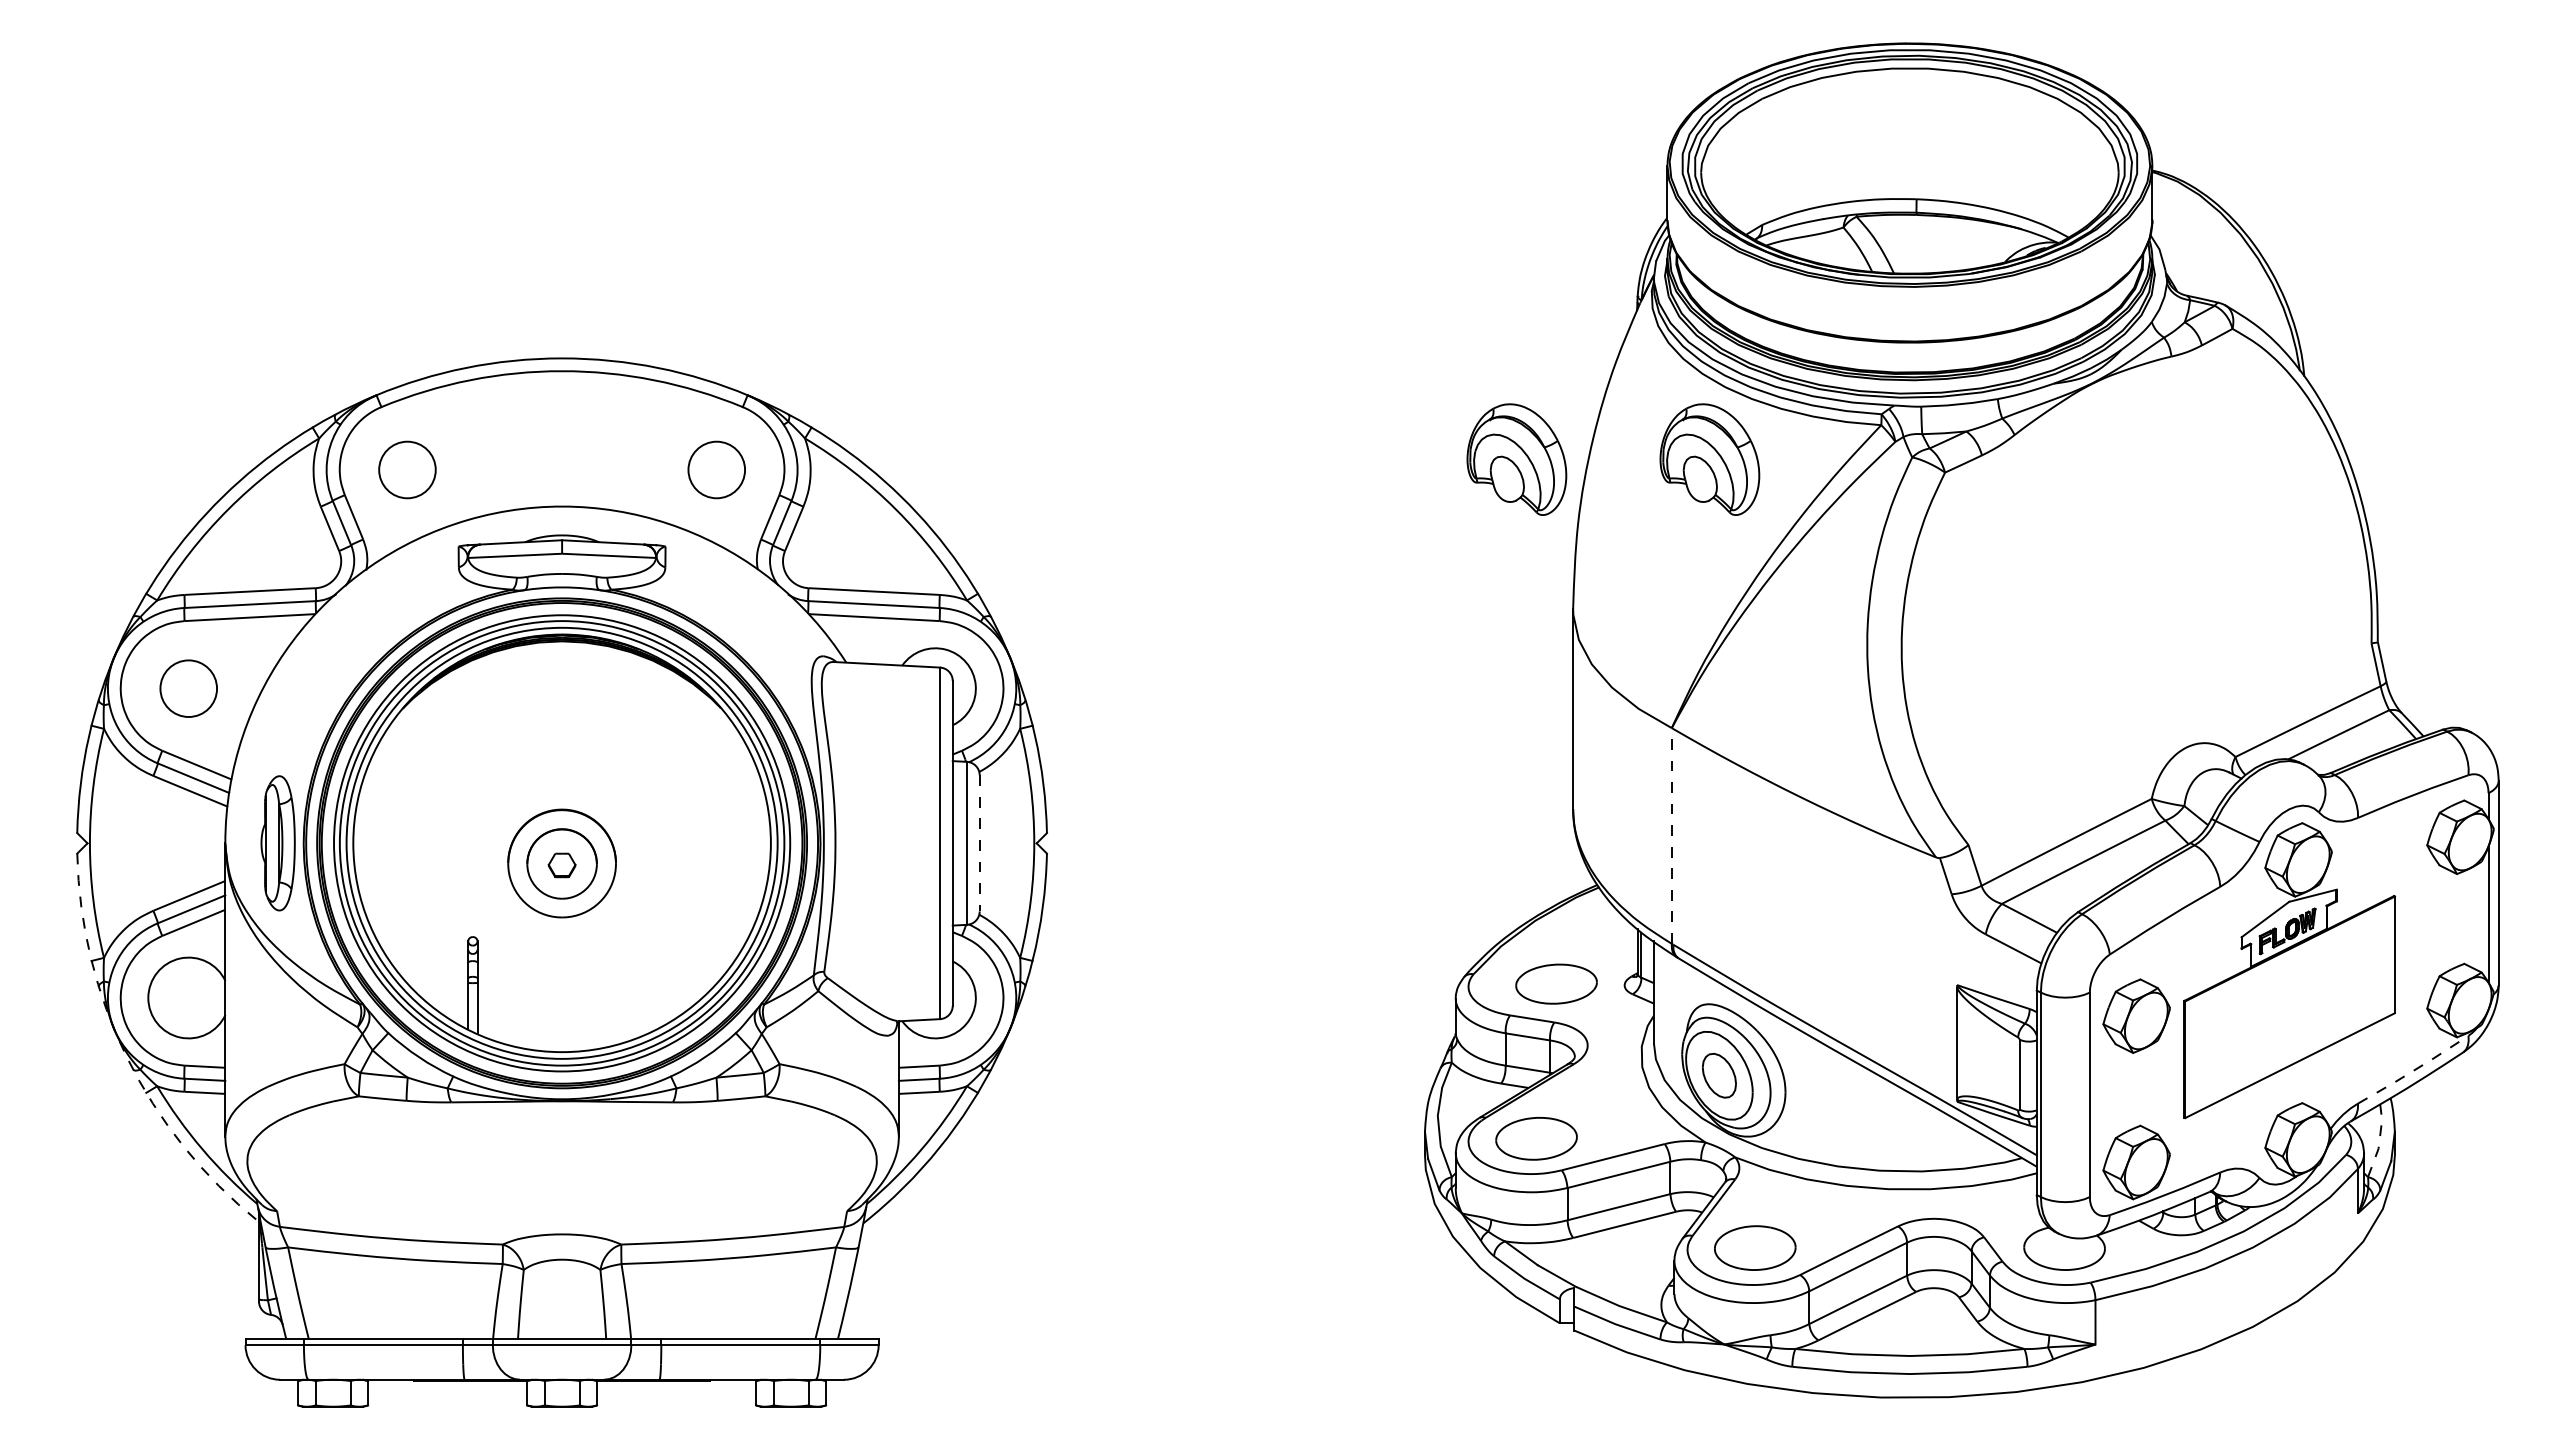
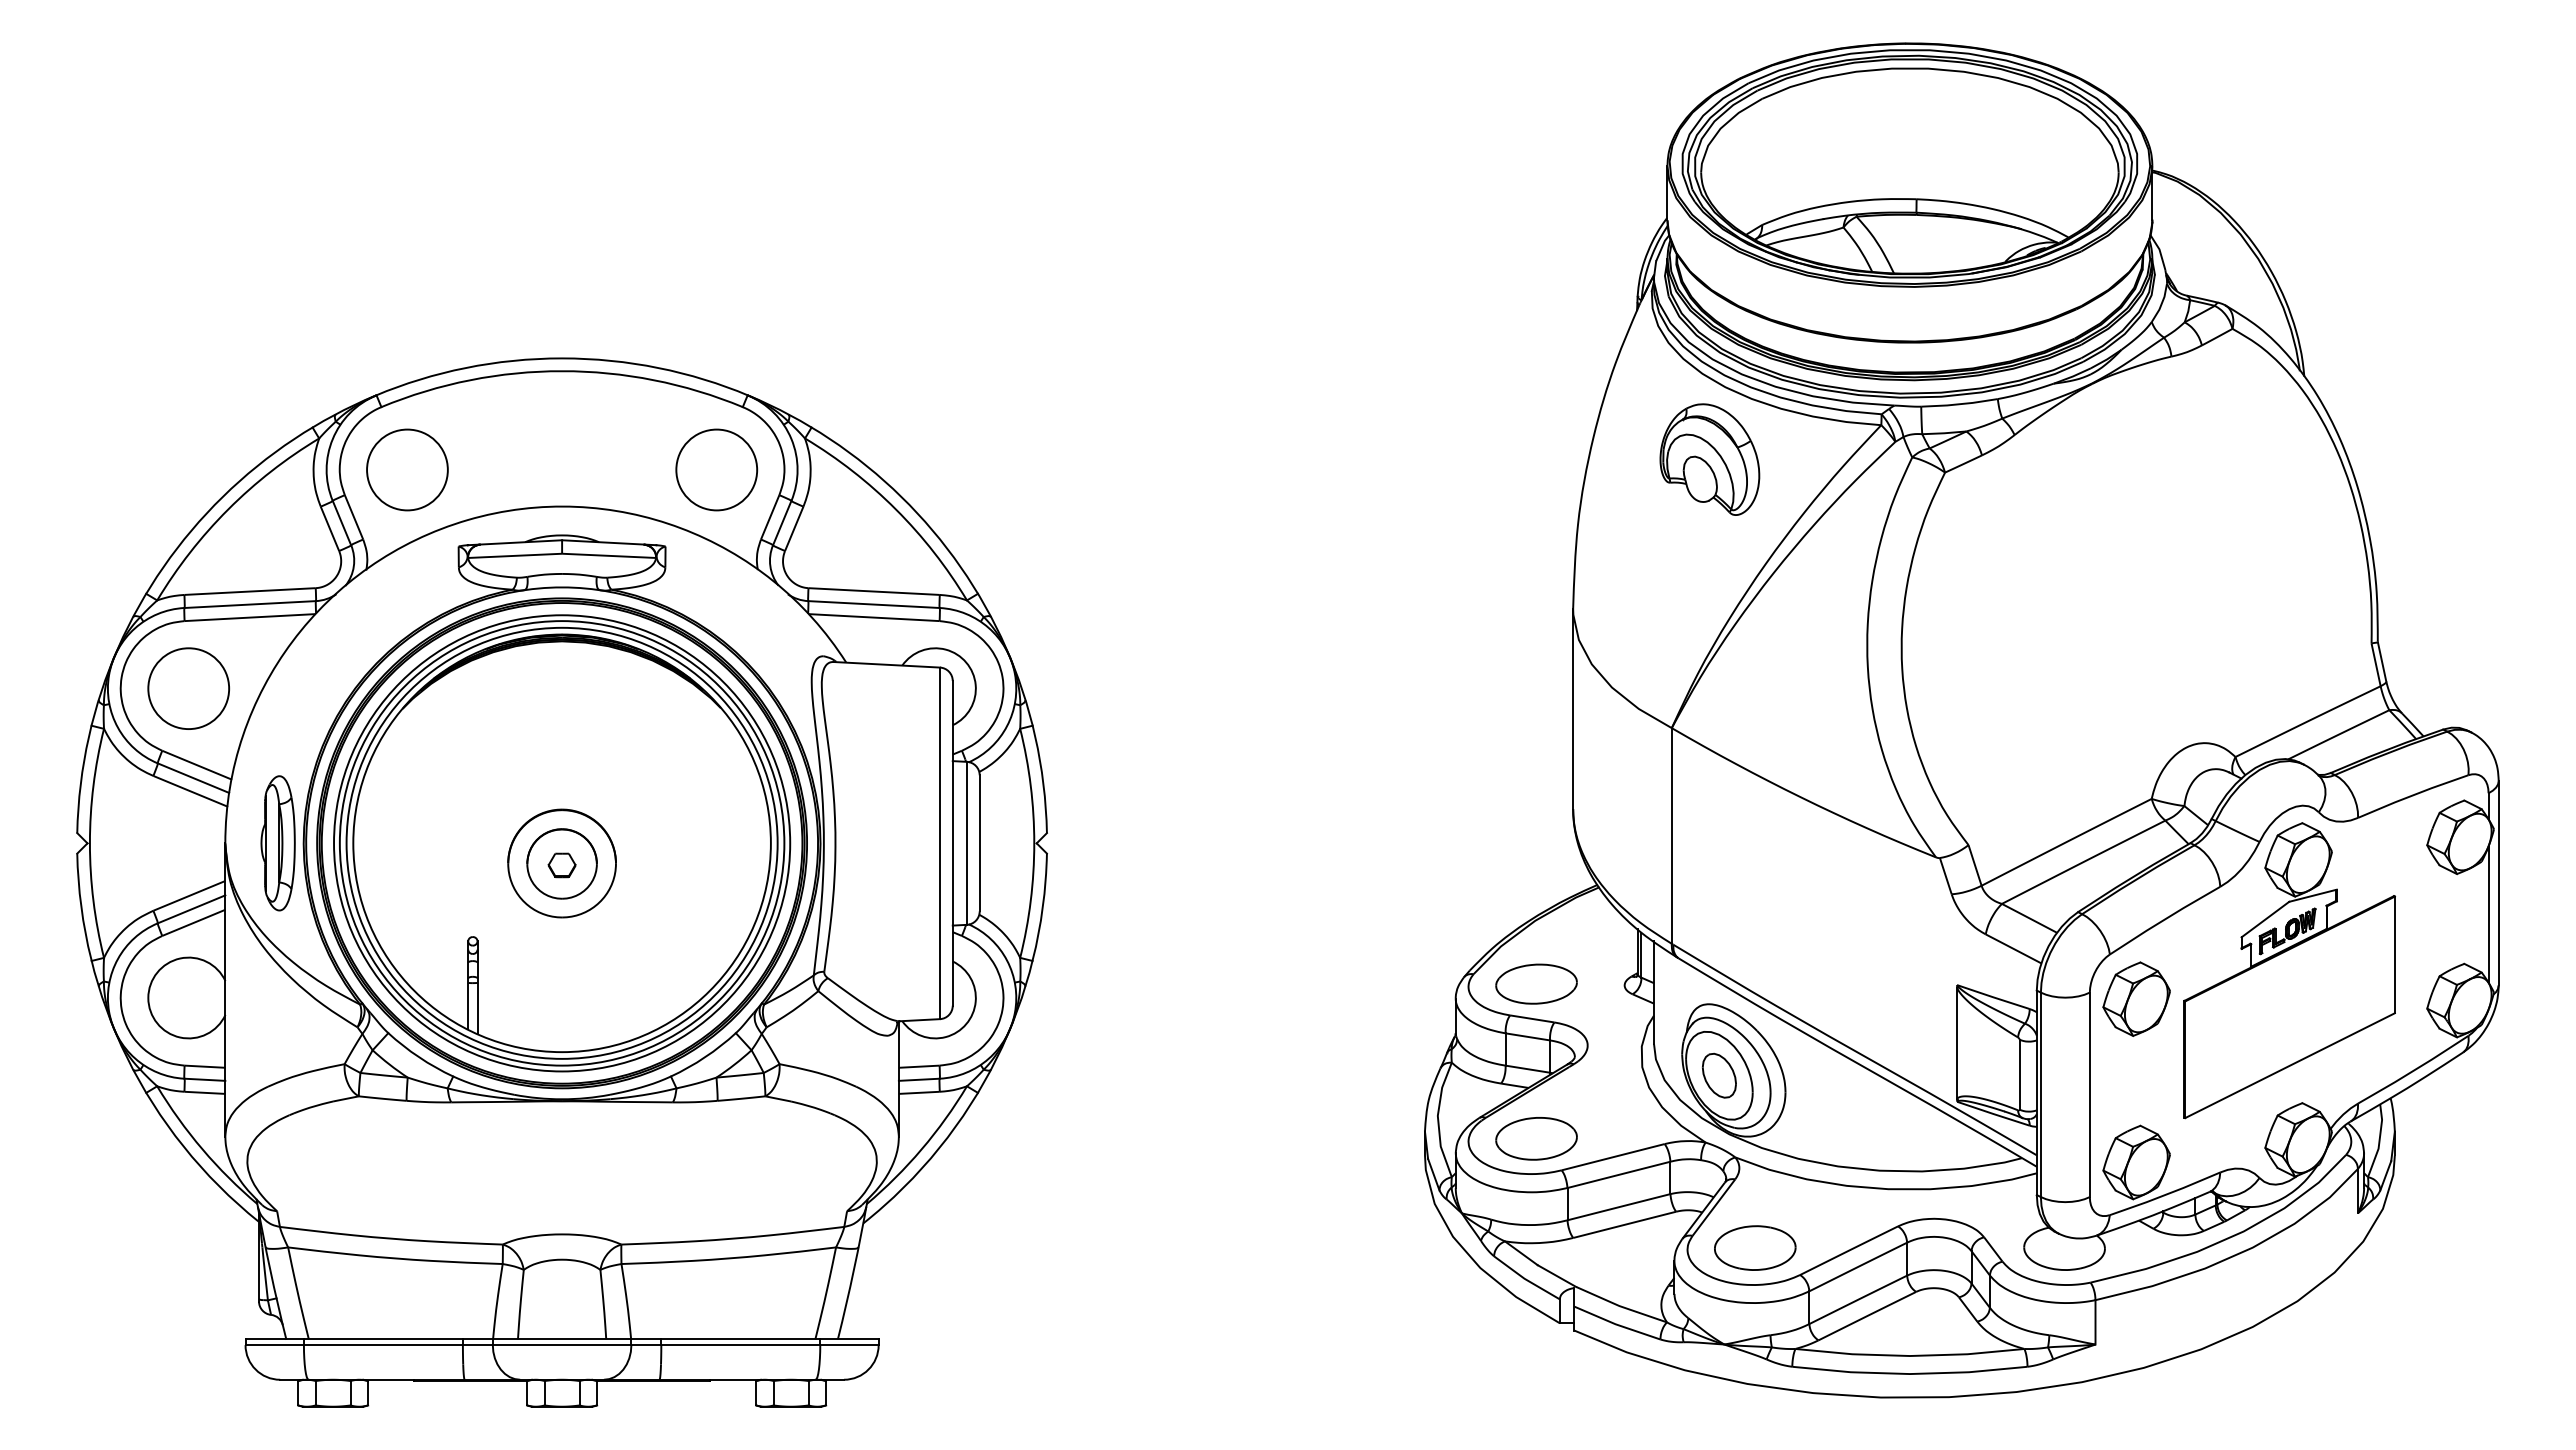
part: present -> none (1516, 459)
circle size: 59x60 px -> 83x84 px (407, 469)
circle diameter: 57 px -> 81 px (716, 469)
circle diameter: 57 px -> 81 px (188, 688)
line: dashed -> solid (1671, 835)
line: dashed -> solid (979, 843)
part position: (1556, 983) -> (1536, 983) (1536, 983)
part position: (2136, 1015) -> (2136, 998) (2136, 998)
arc: dashed -> solid (127, 1057)
line: dashed -> solid (2414, 1070)
line: dashed -> solid (2379, 1141)
